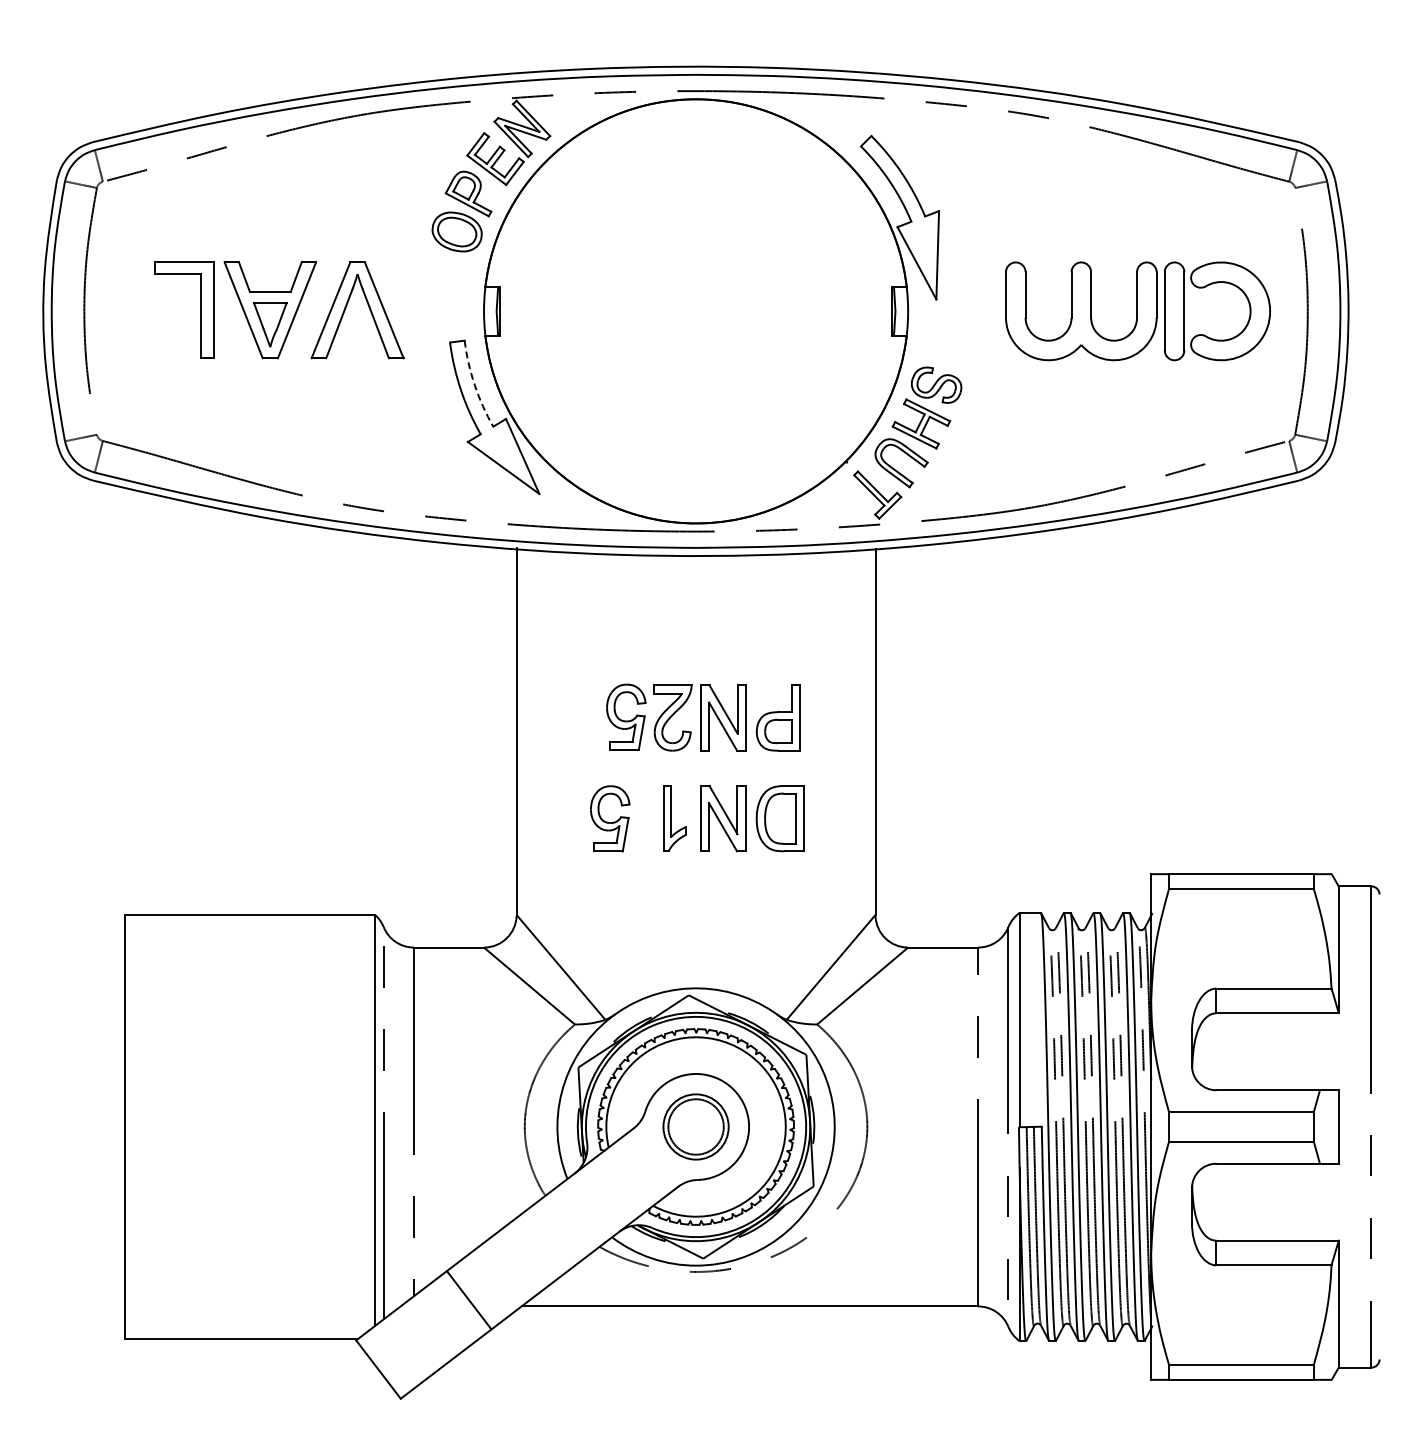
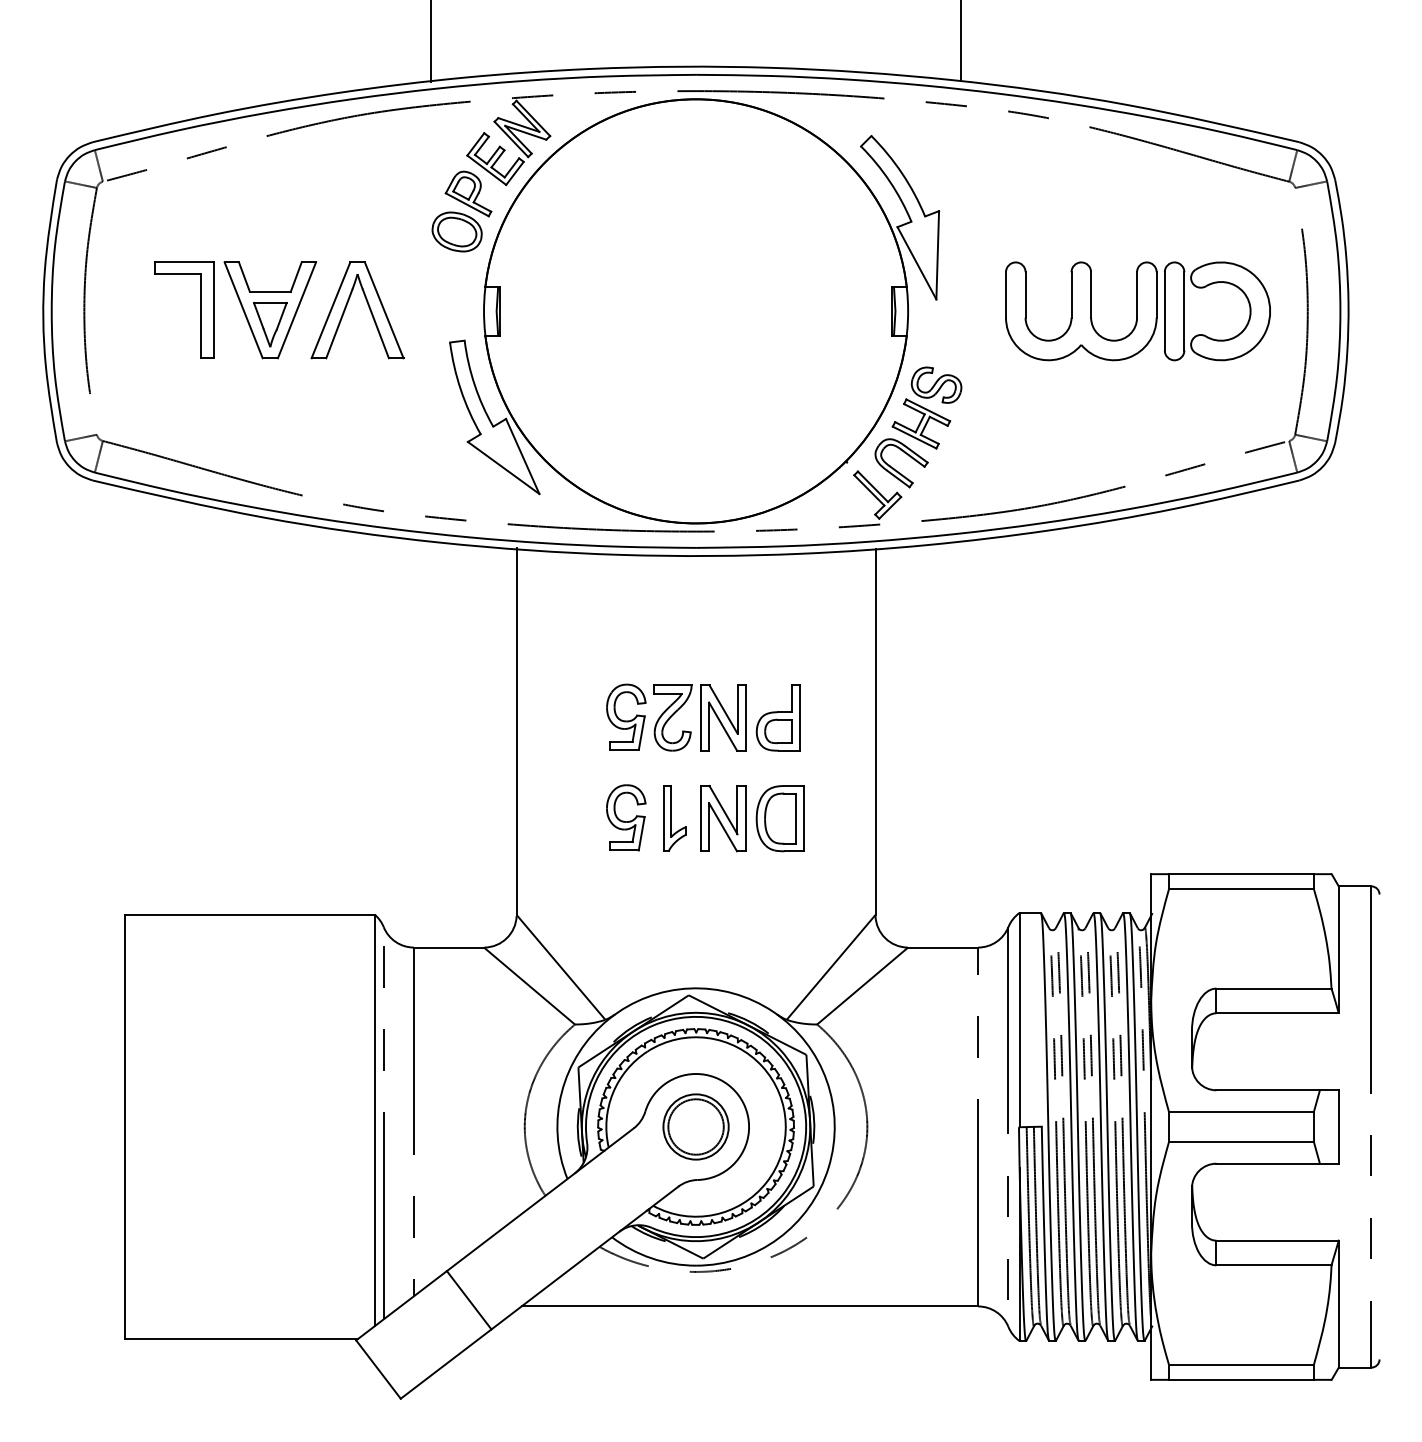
line: none -> present (431, 41)
line: none -> present (961, 41)
arc: dashed -> solid (474, 385)
part position: (610, 818) -> (626, 817) (626, 817)
